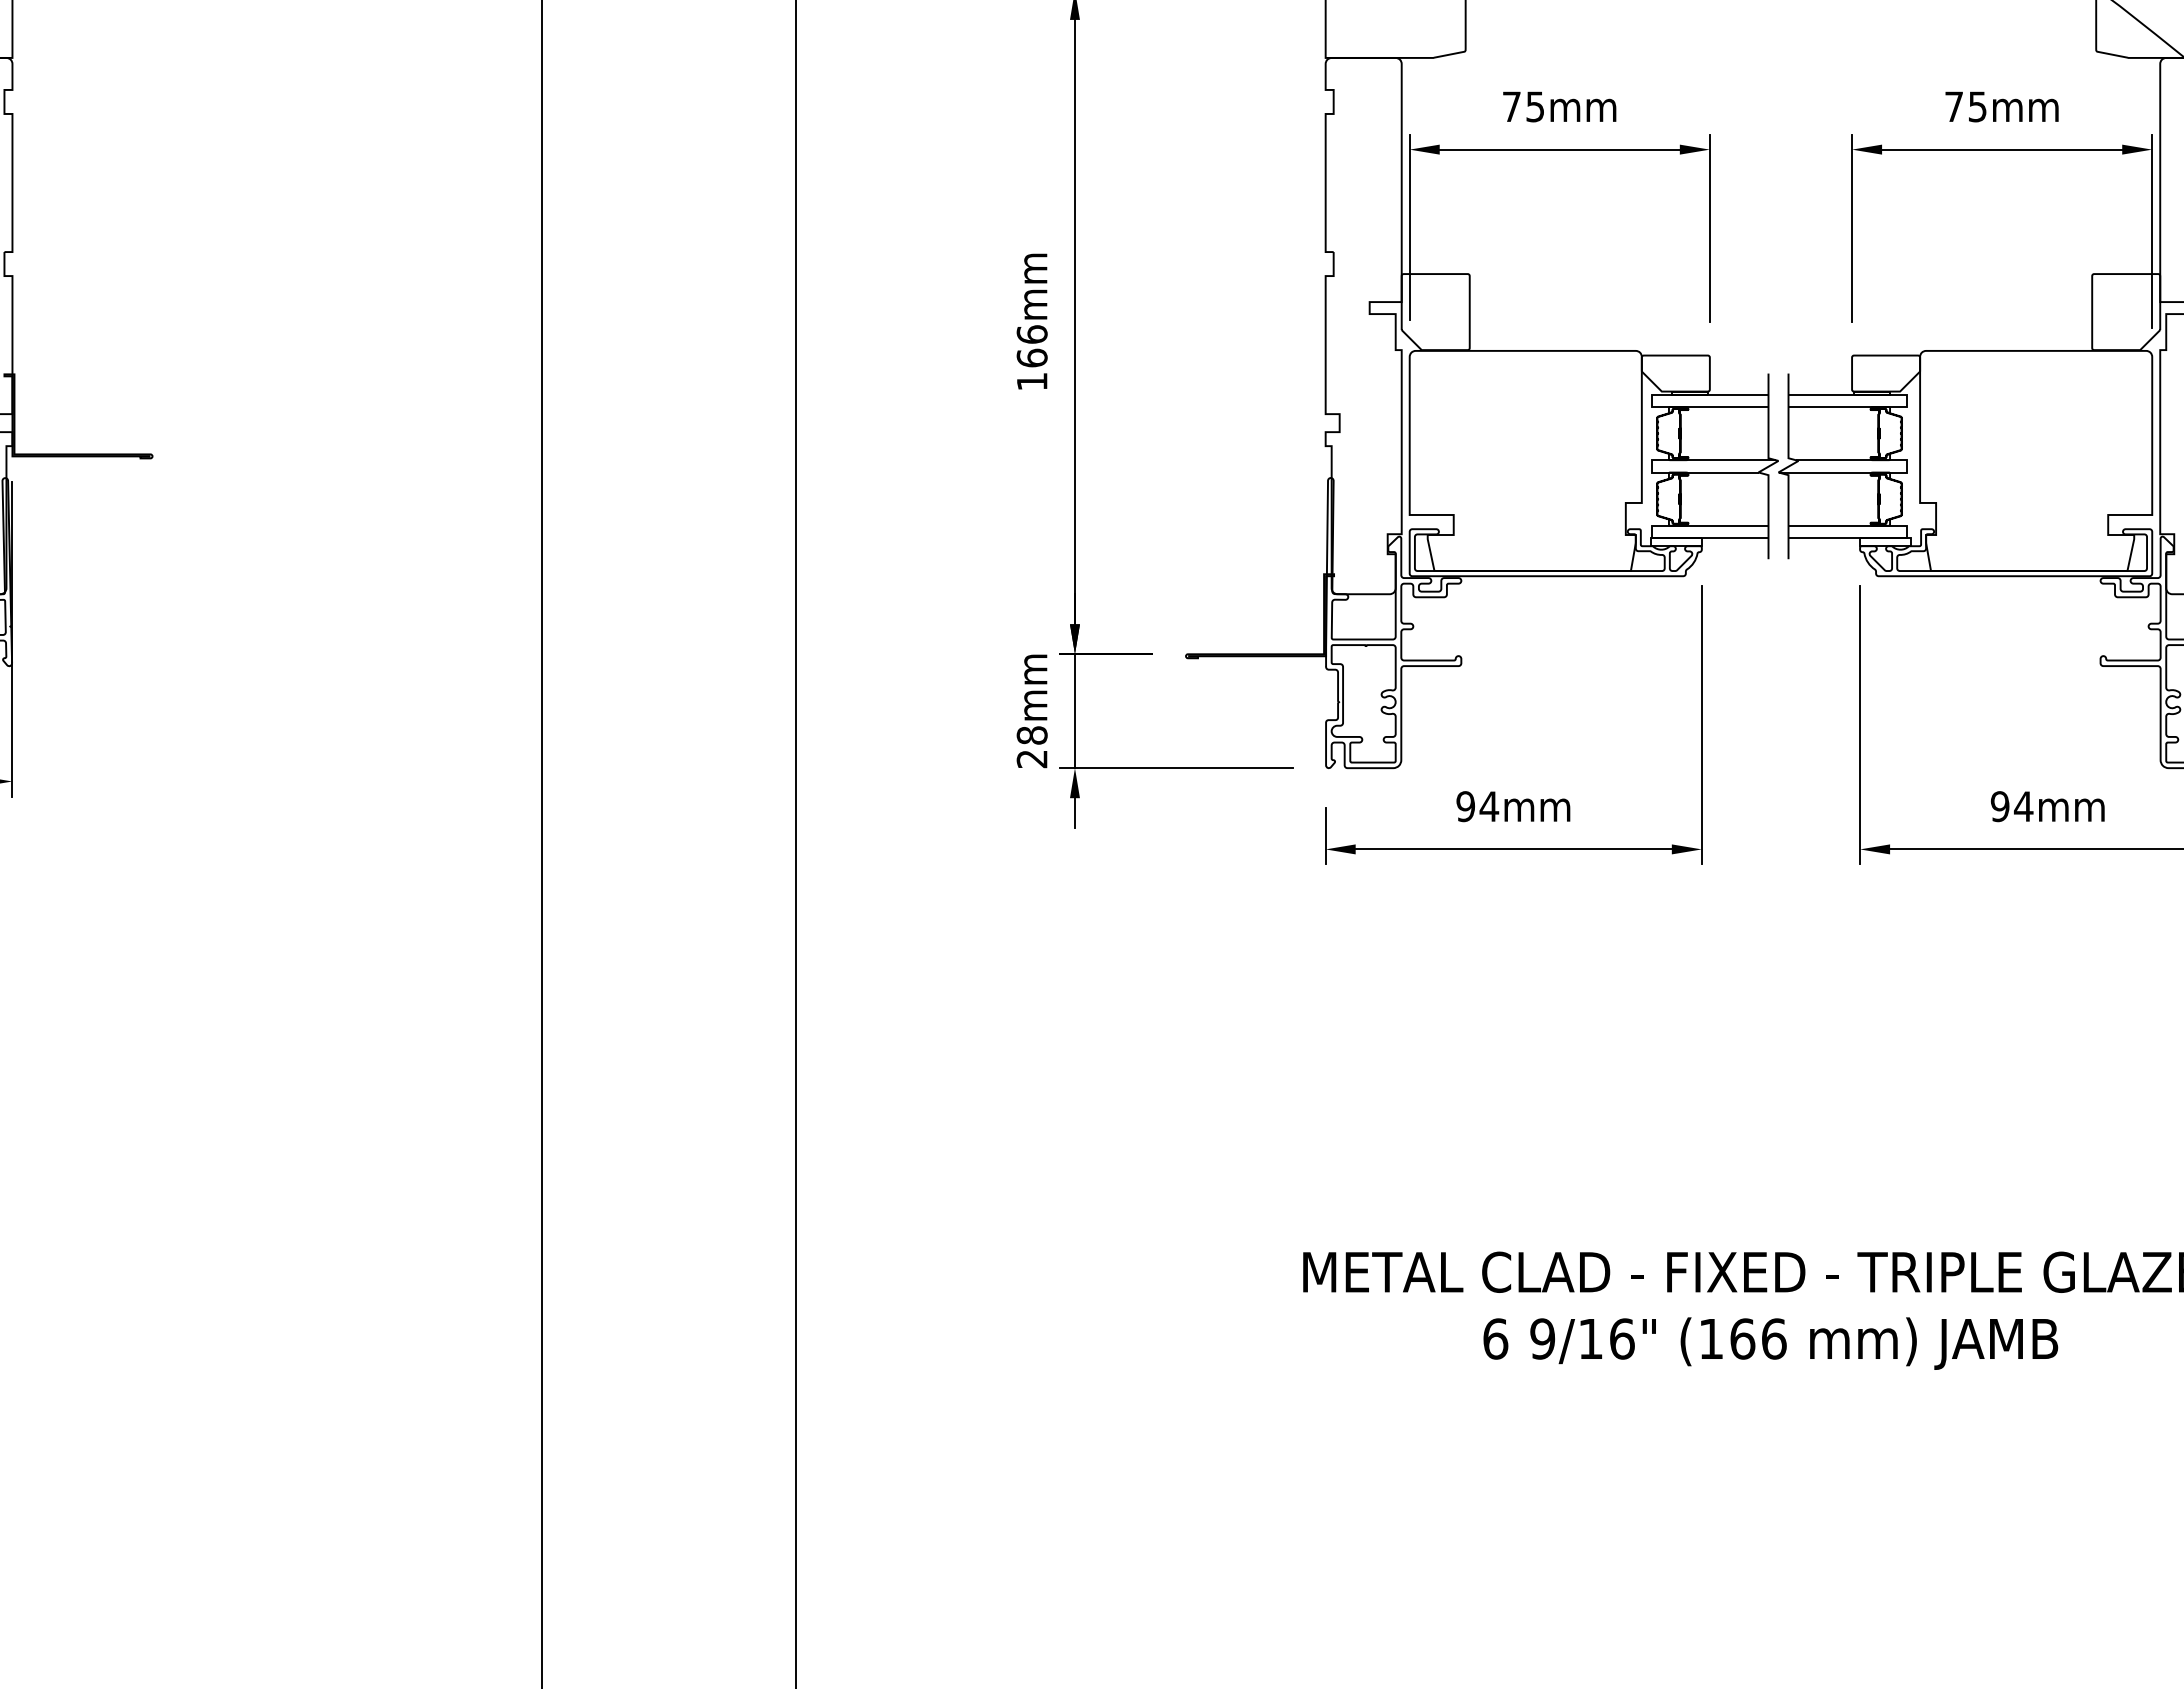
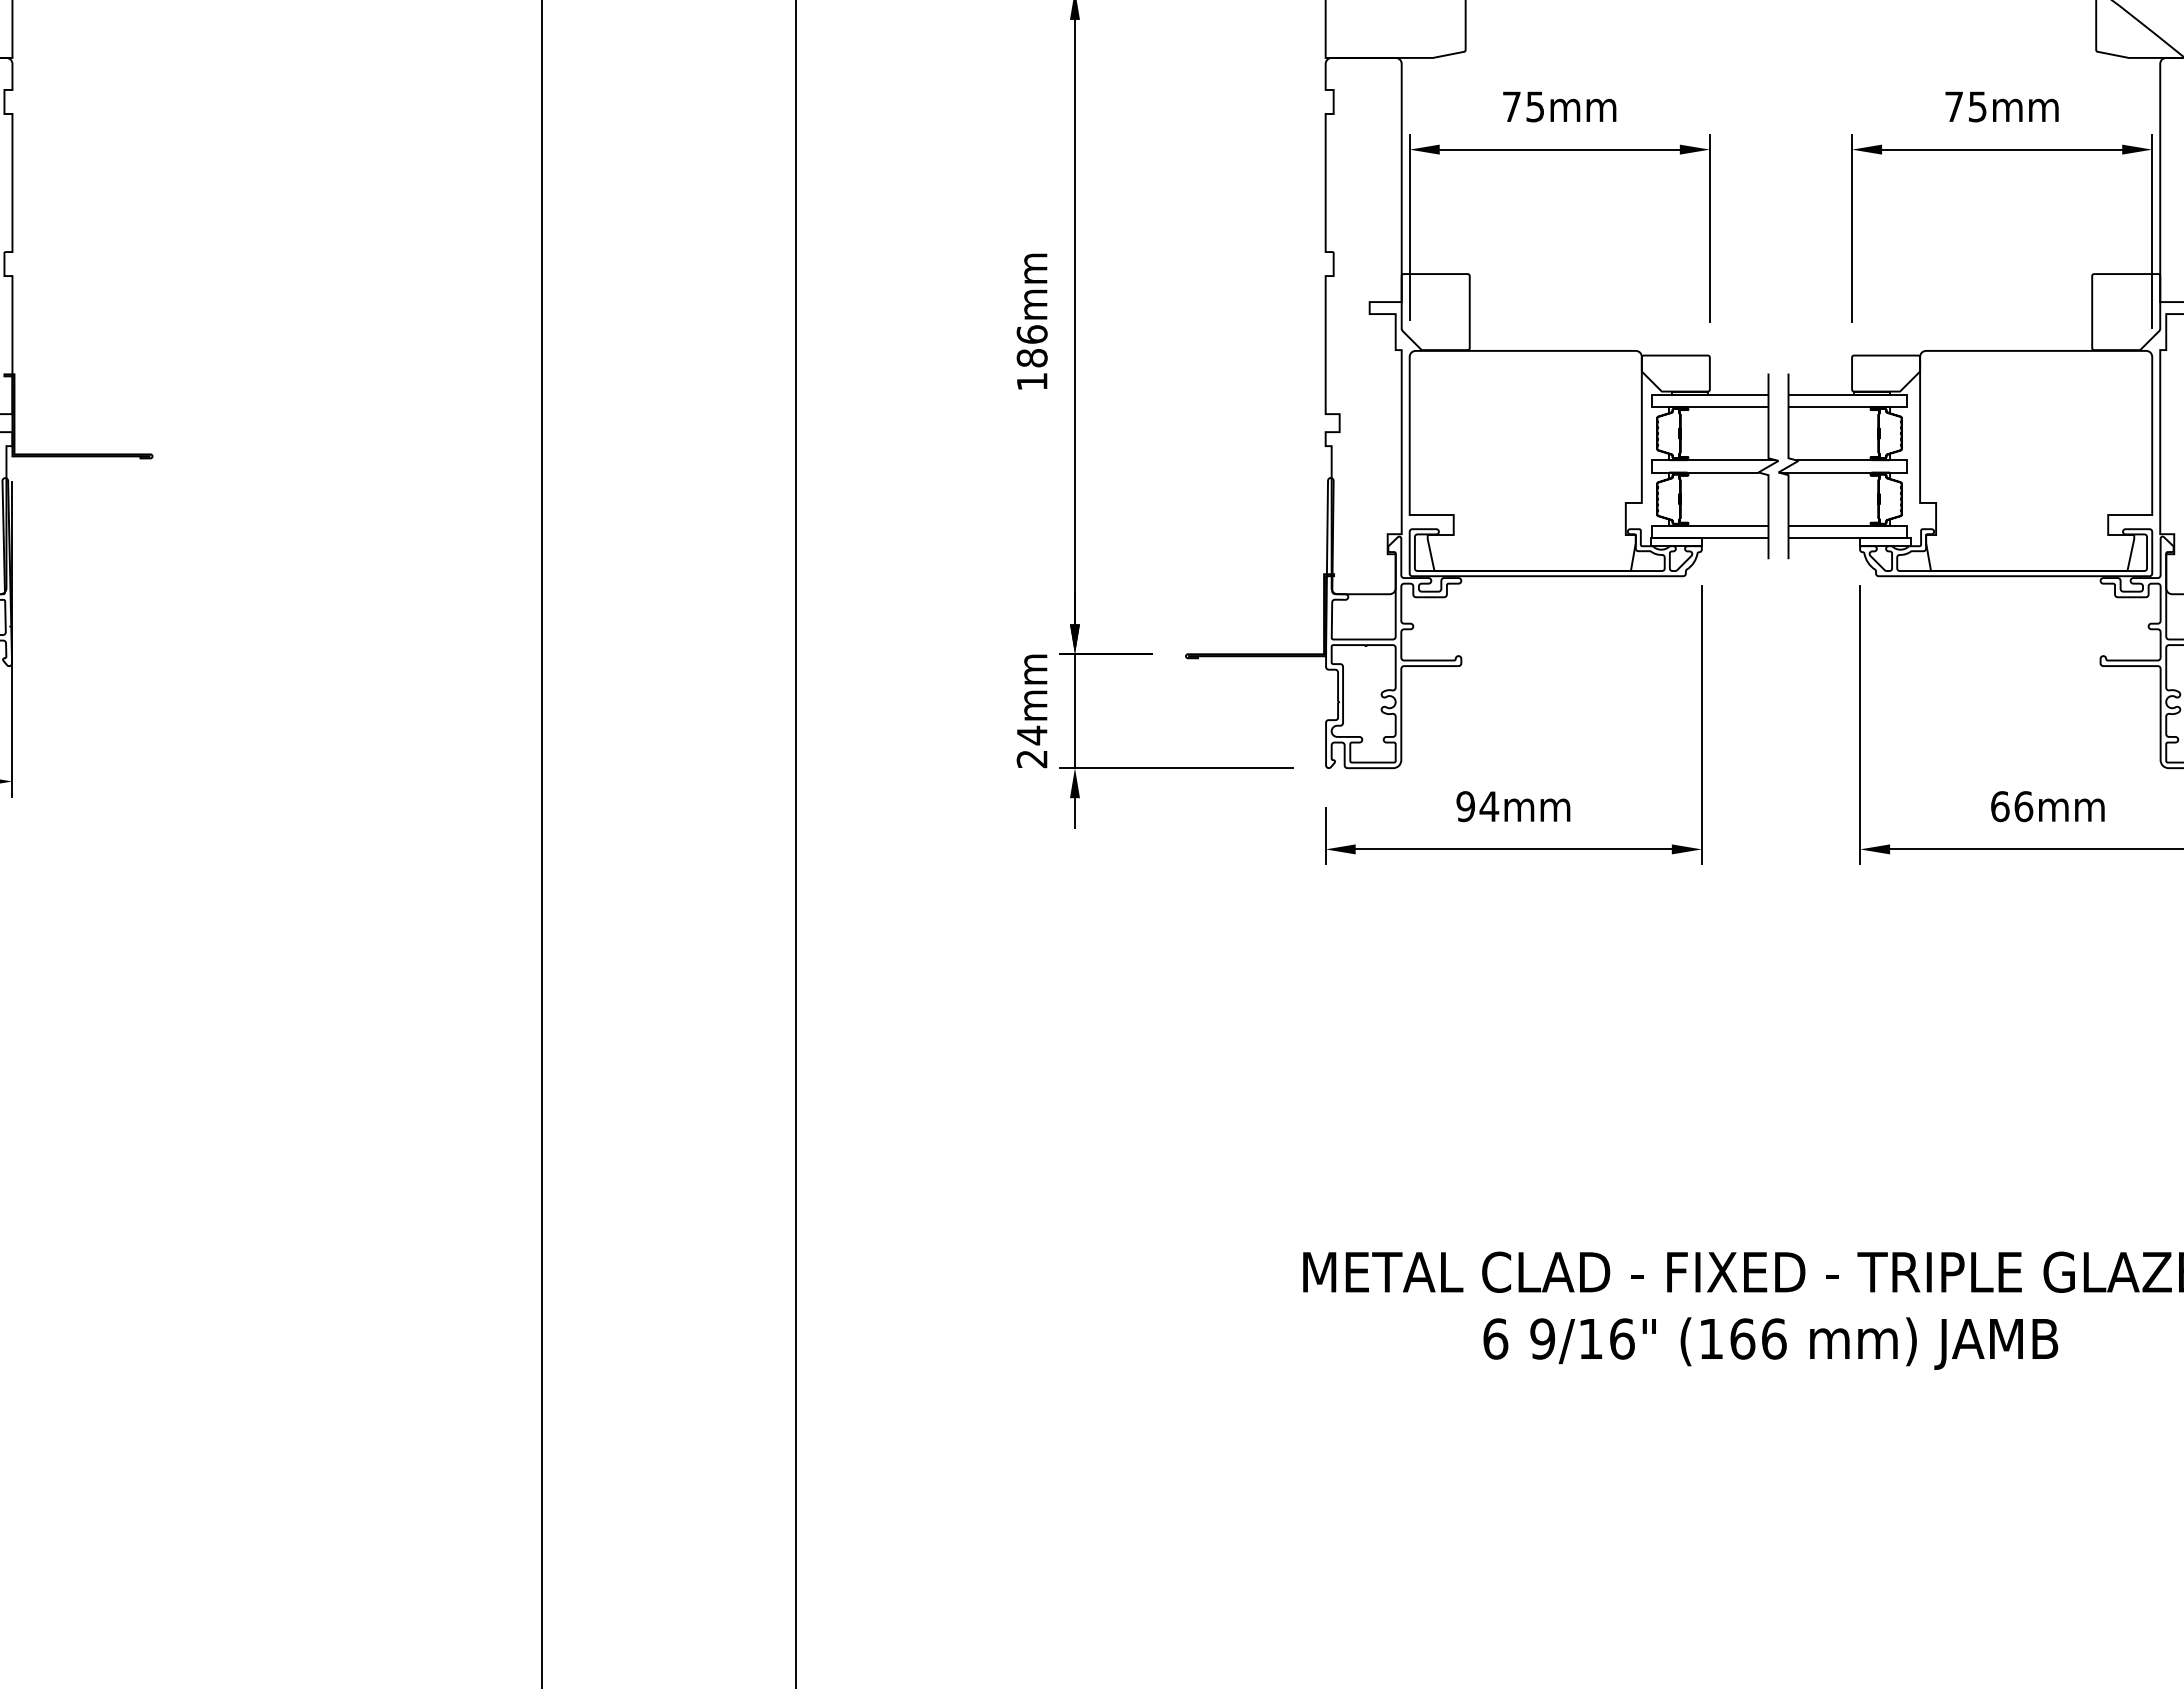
text: 166mm -> 186mm (1031, 357)
text: 28mm -> 24mm (1031, 735)
text: 94mm -> 66mm (2011, 806)
